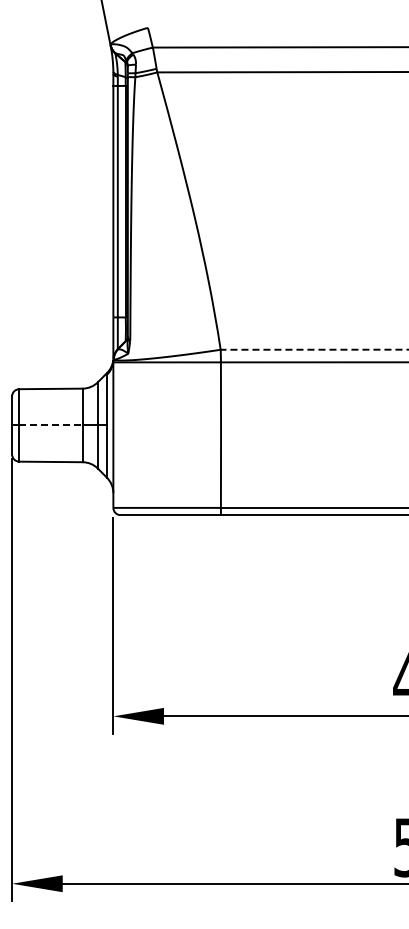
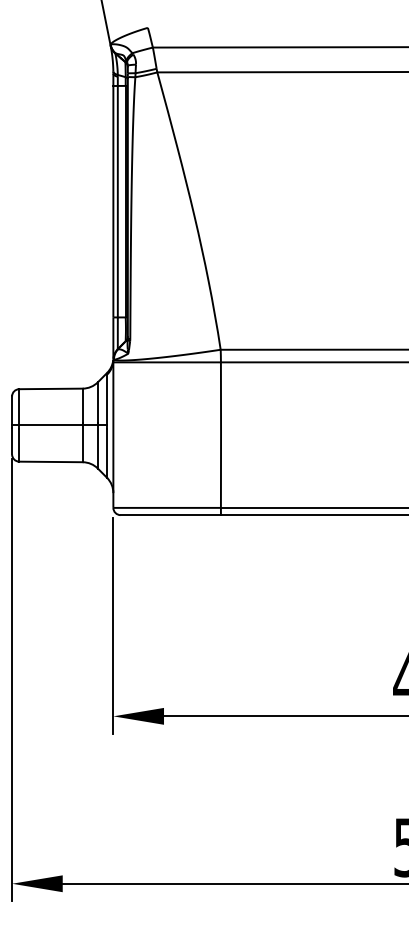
line: dashed -> solid (314, 349)
line: dashed -> solid (51, 425)
